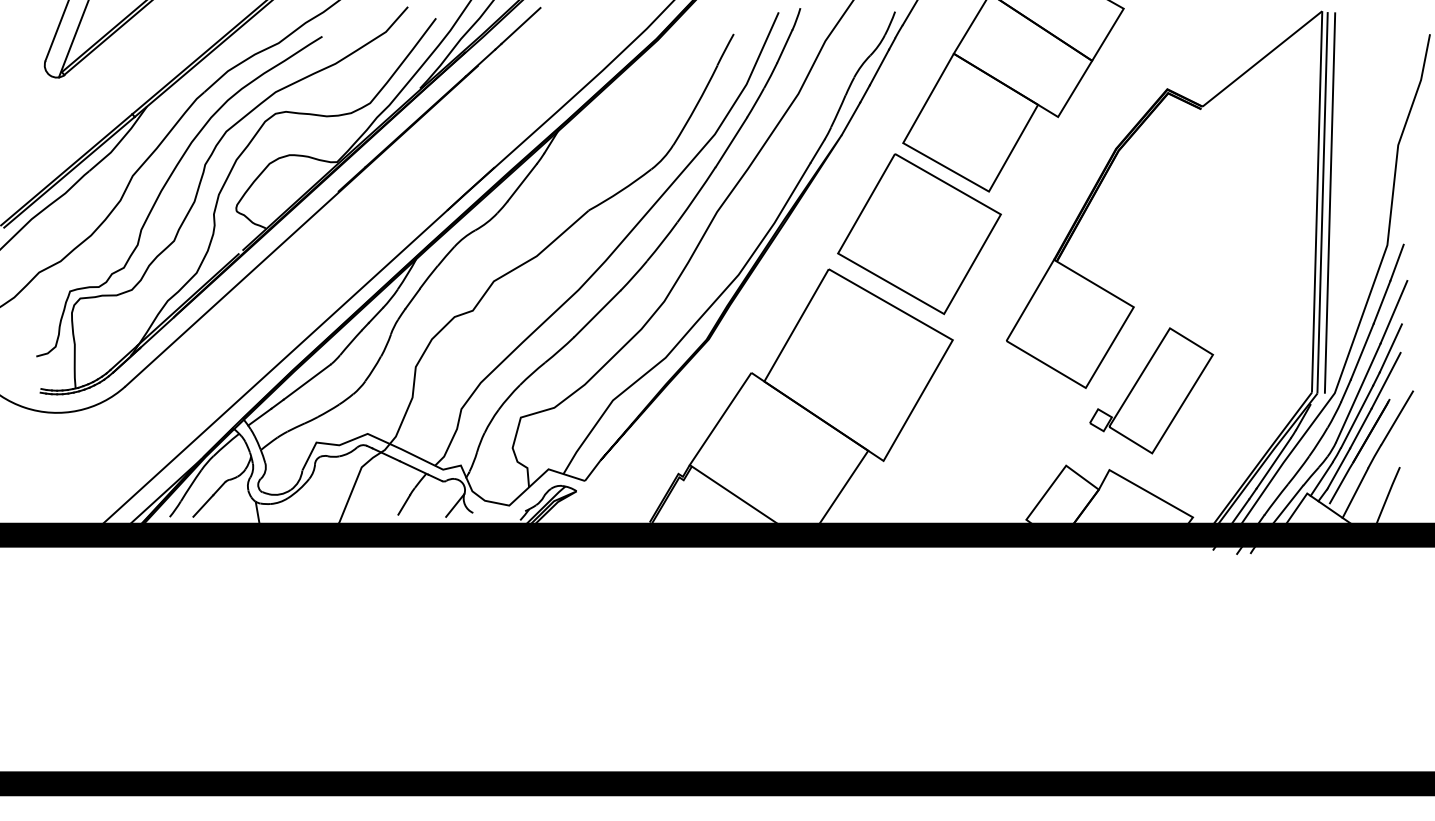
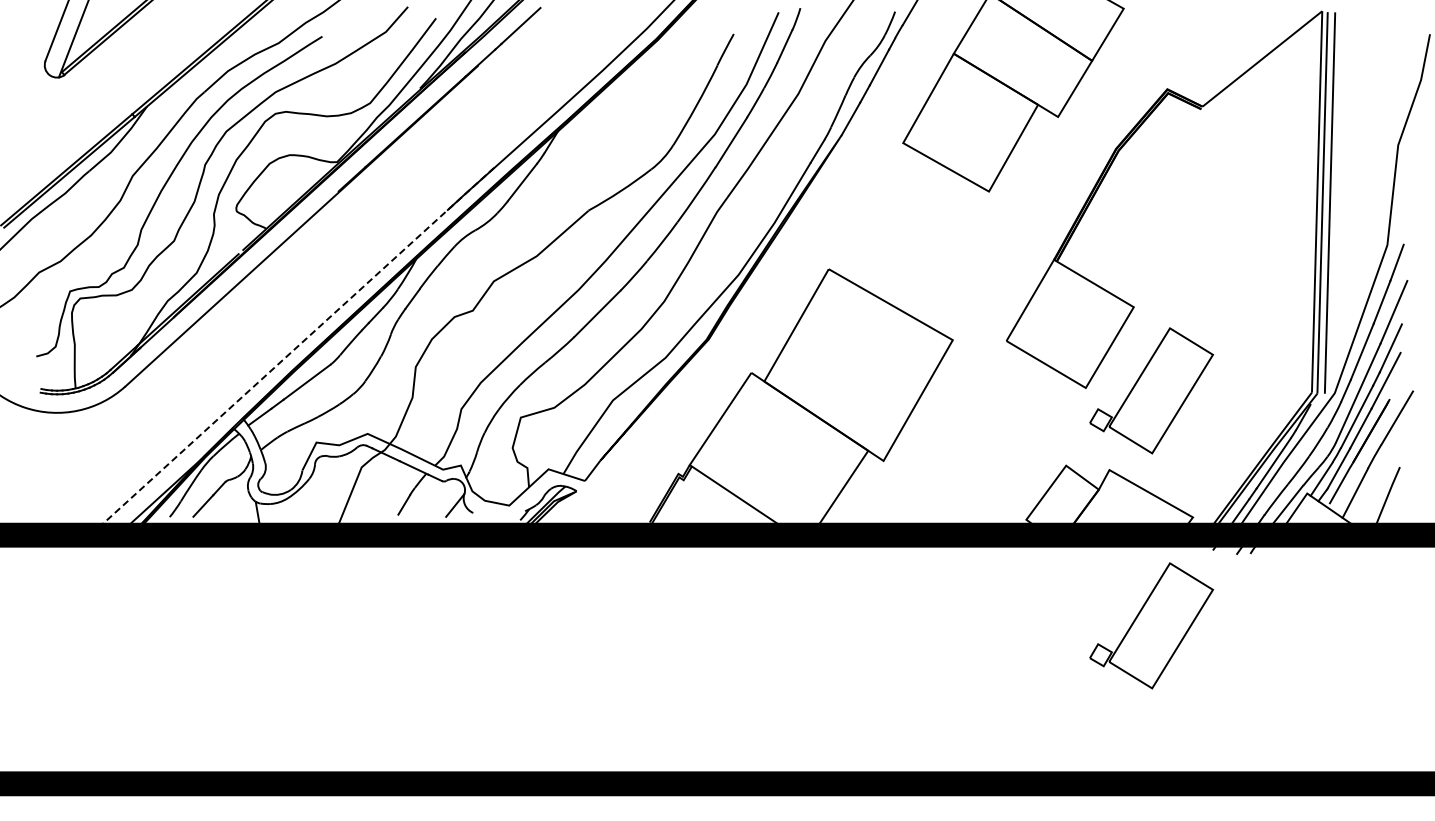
part: present -> none (919, 234)
line: solid -> dashed (292, 351)
part: none -> present (1151, 625)
